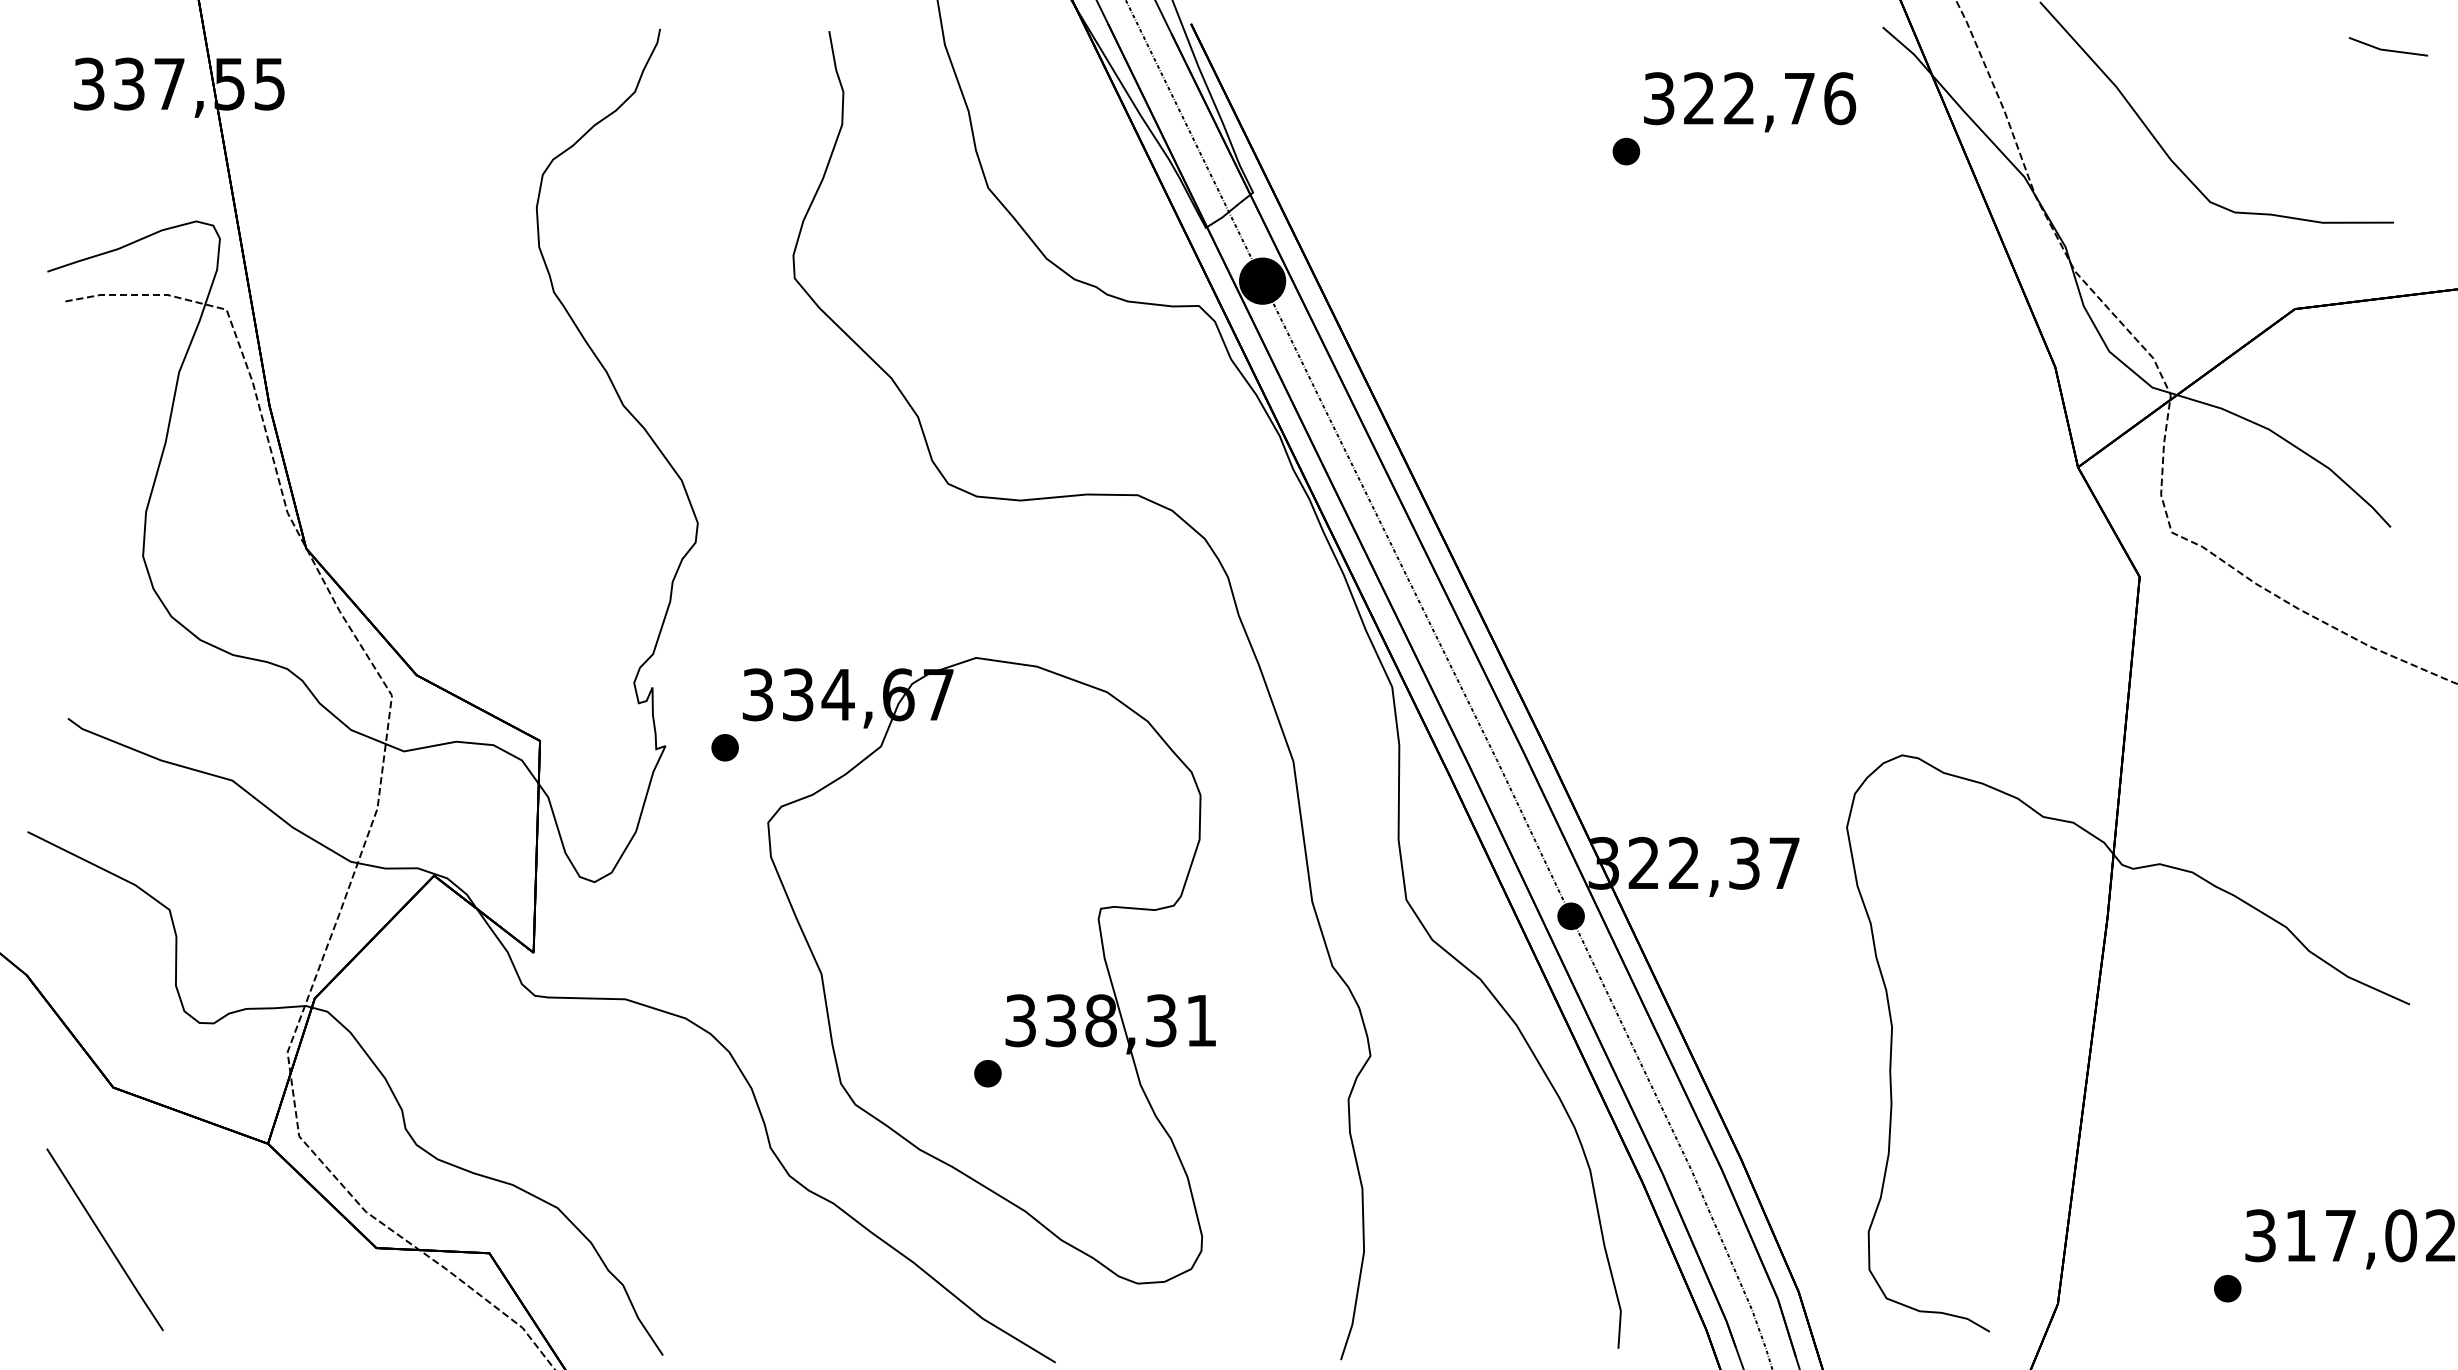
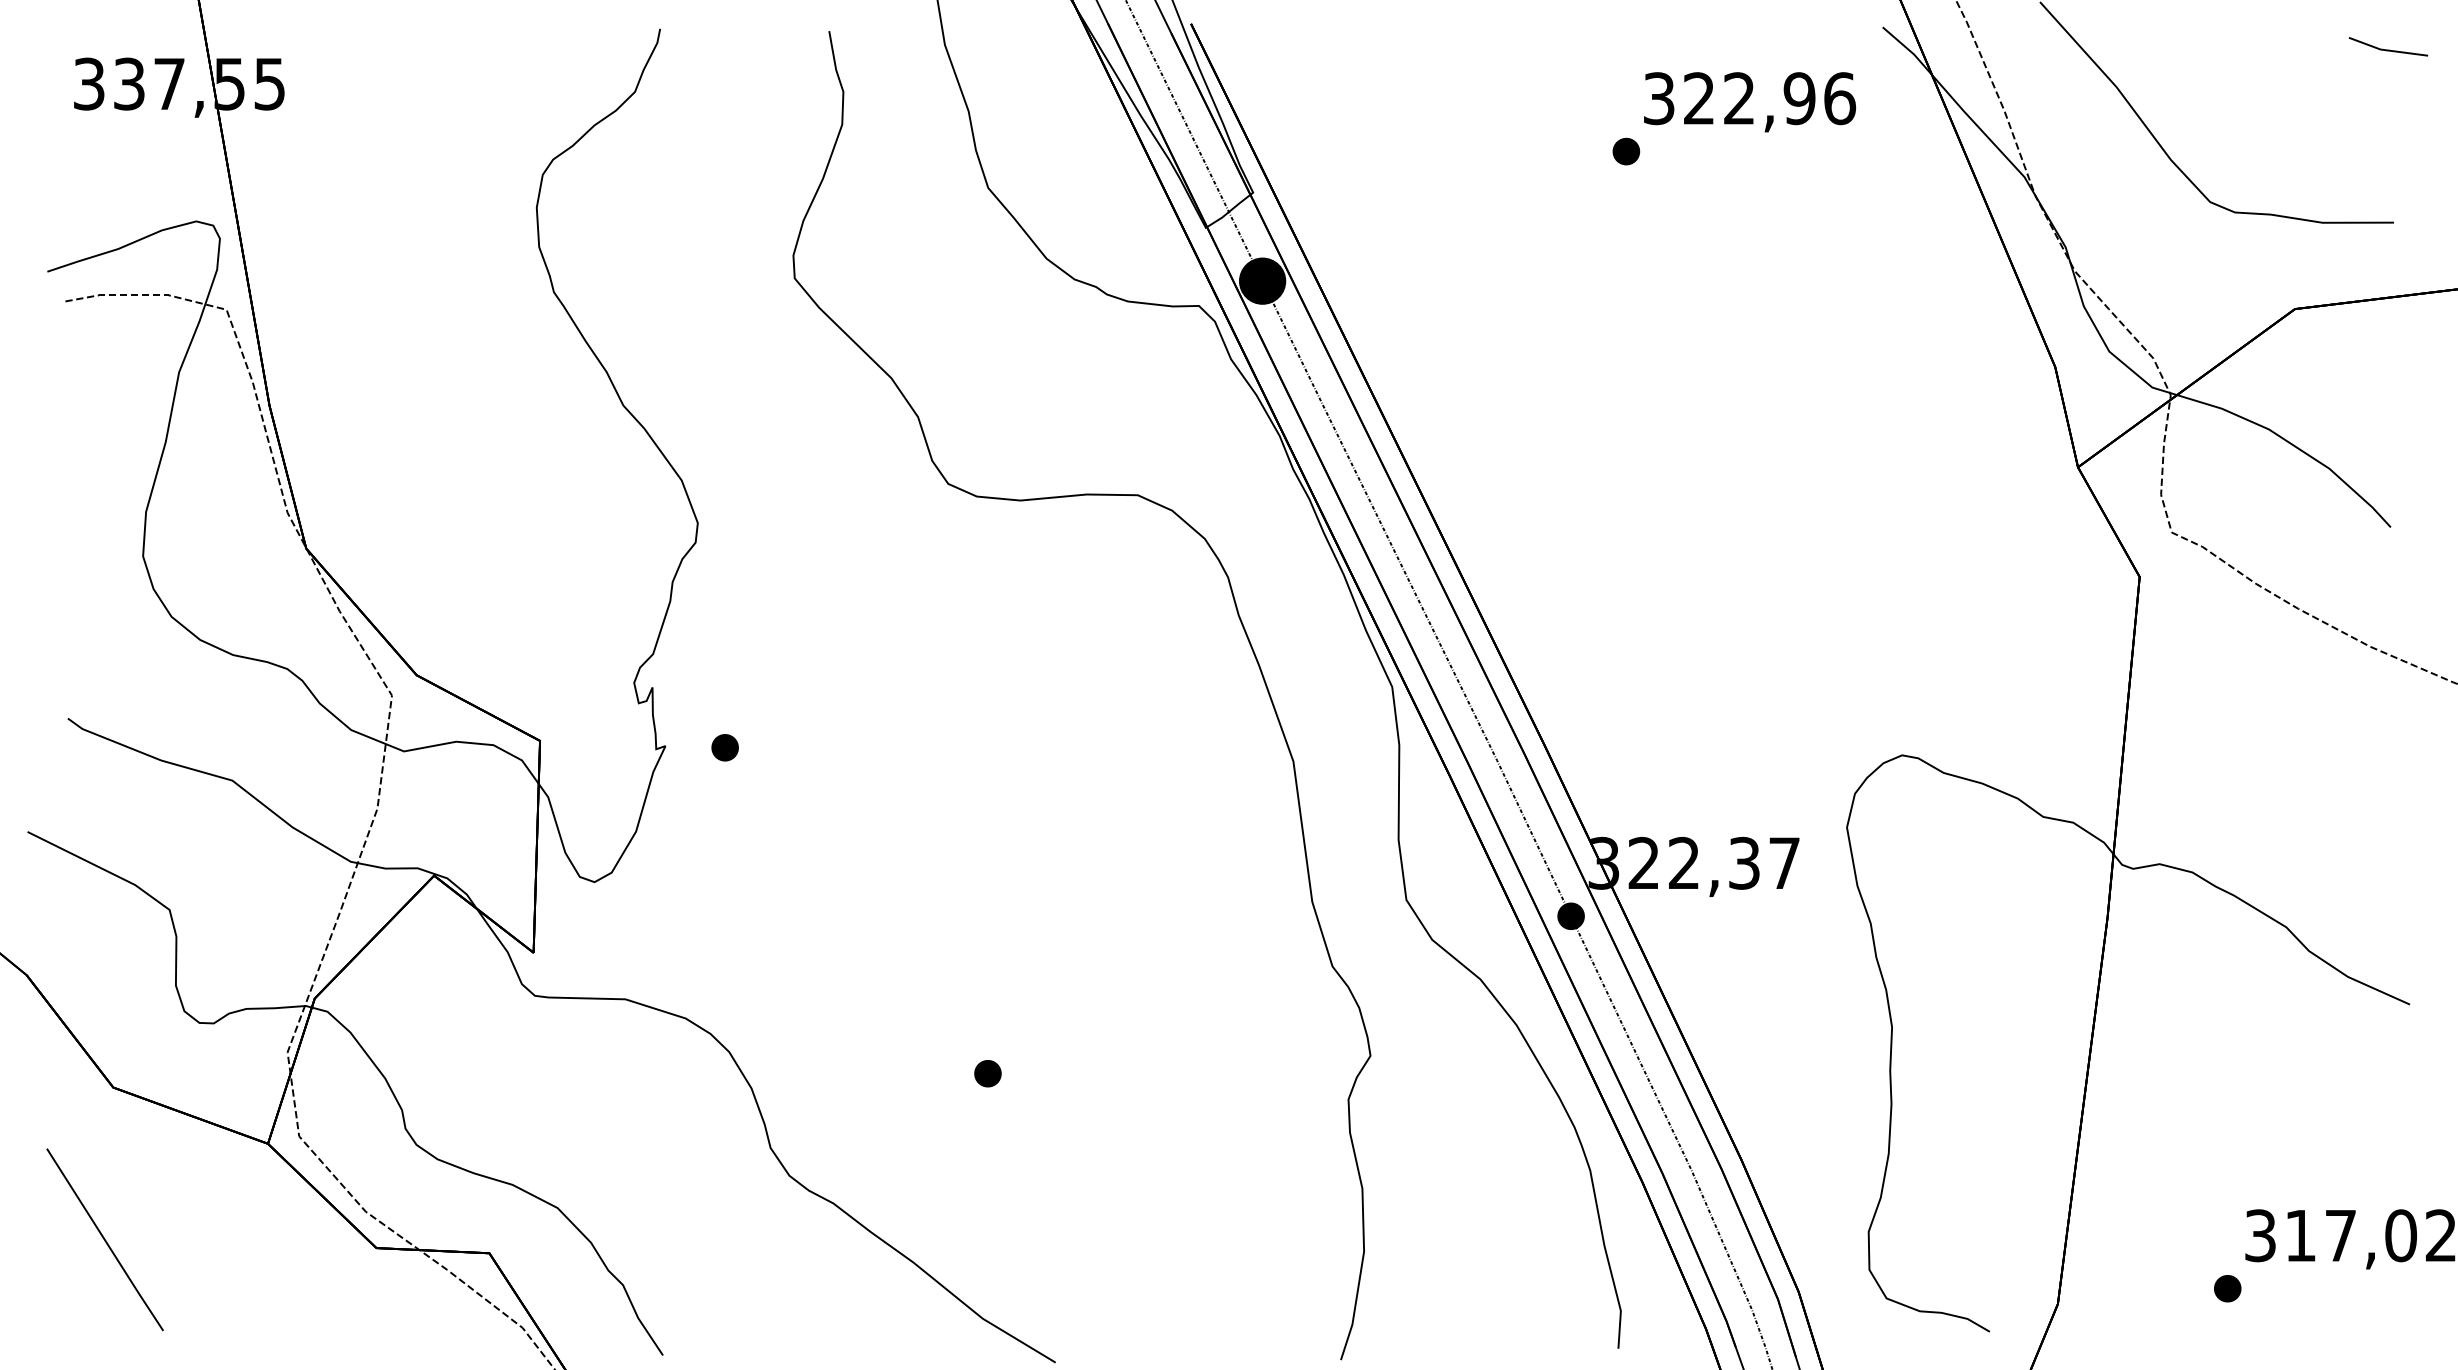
text: 322,76 -> 322,96 (1799, 98)
part: present -> none (978, 970)
